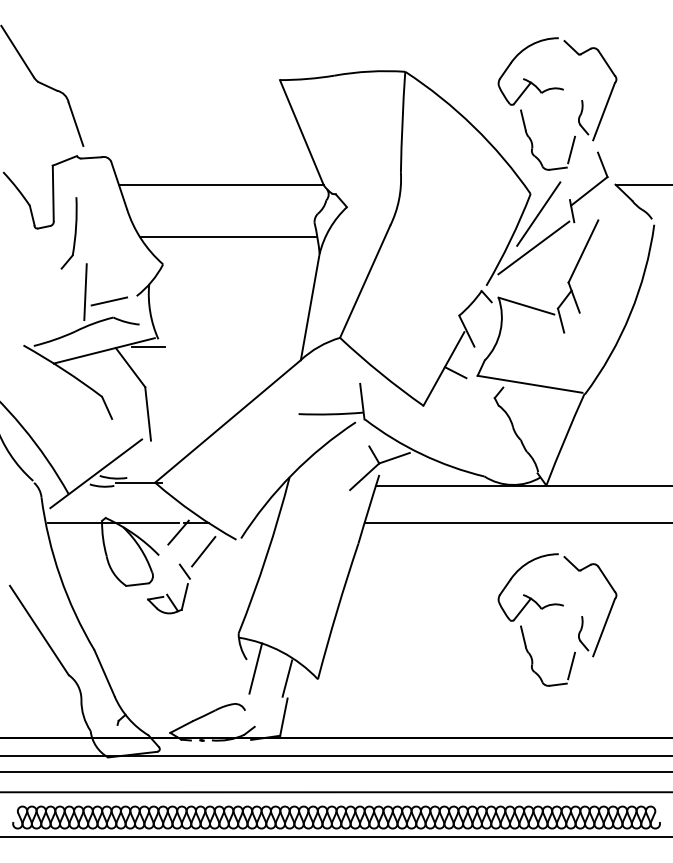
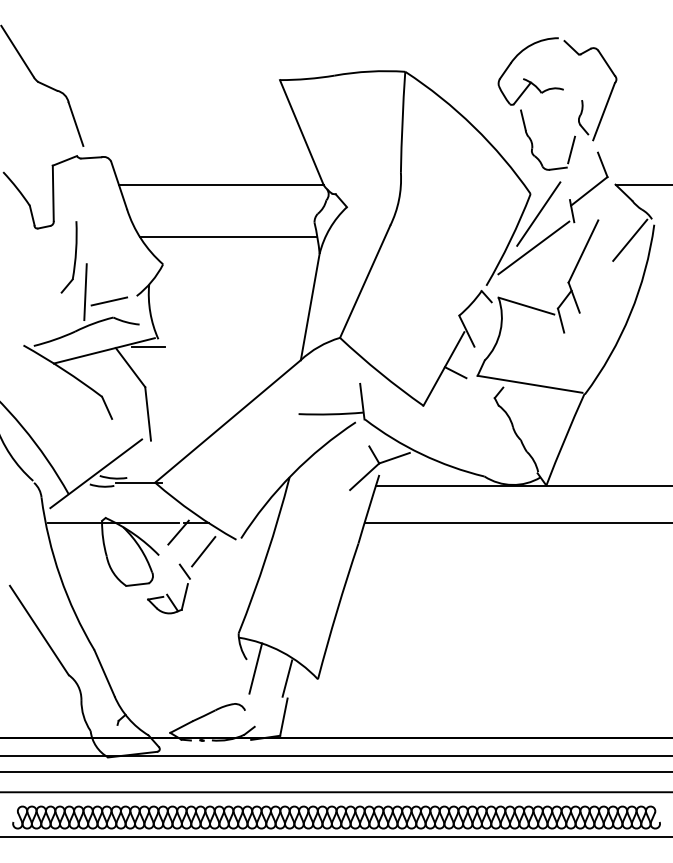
part position: (68, 233) -> (68, 257) (68, 257)
line: none -> present (630, 239)
part: present -> none (561, 606)
